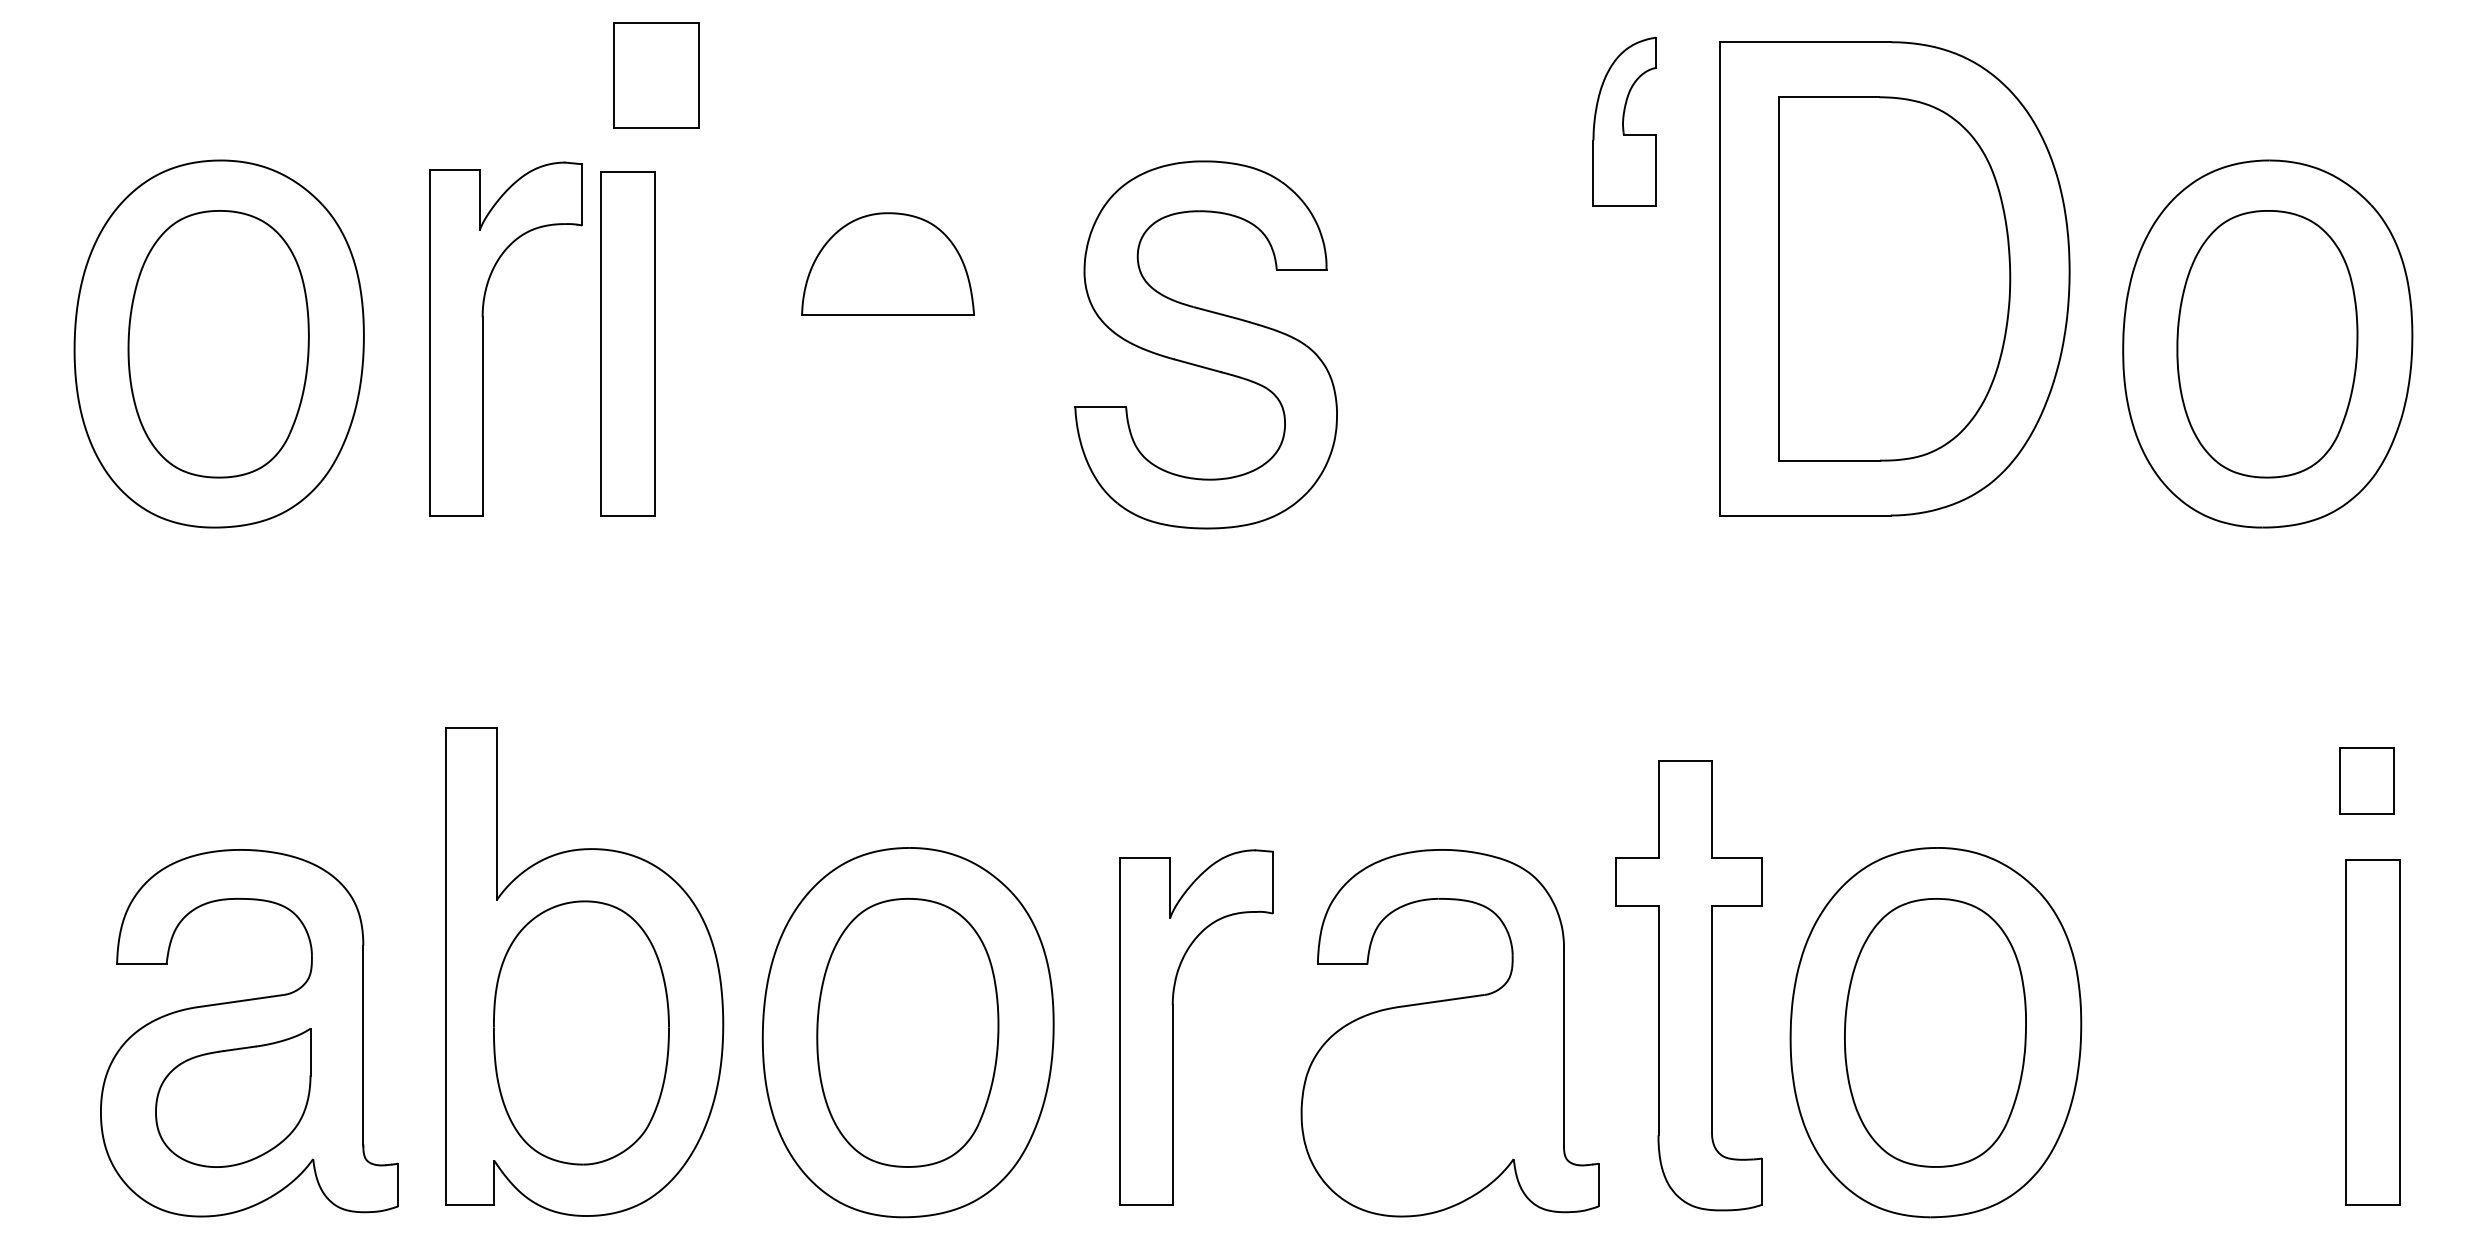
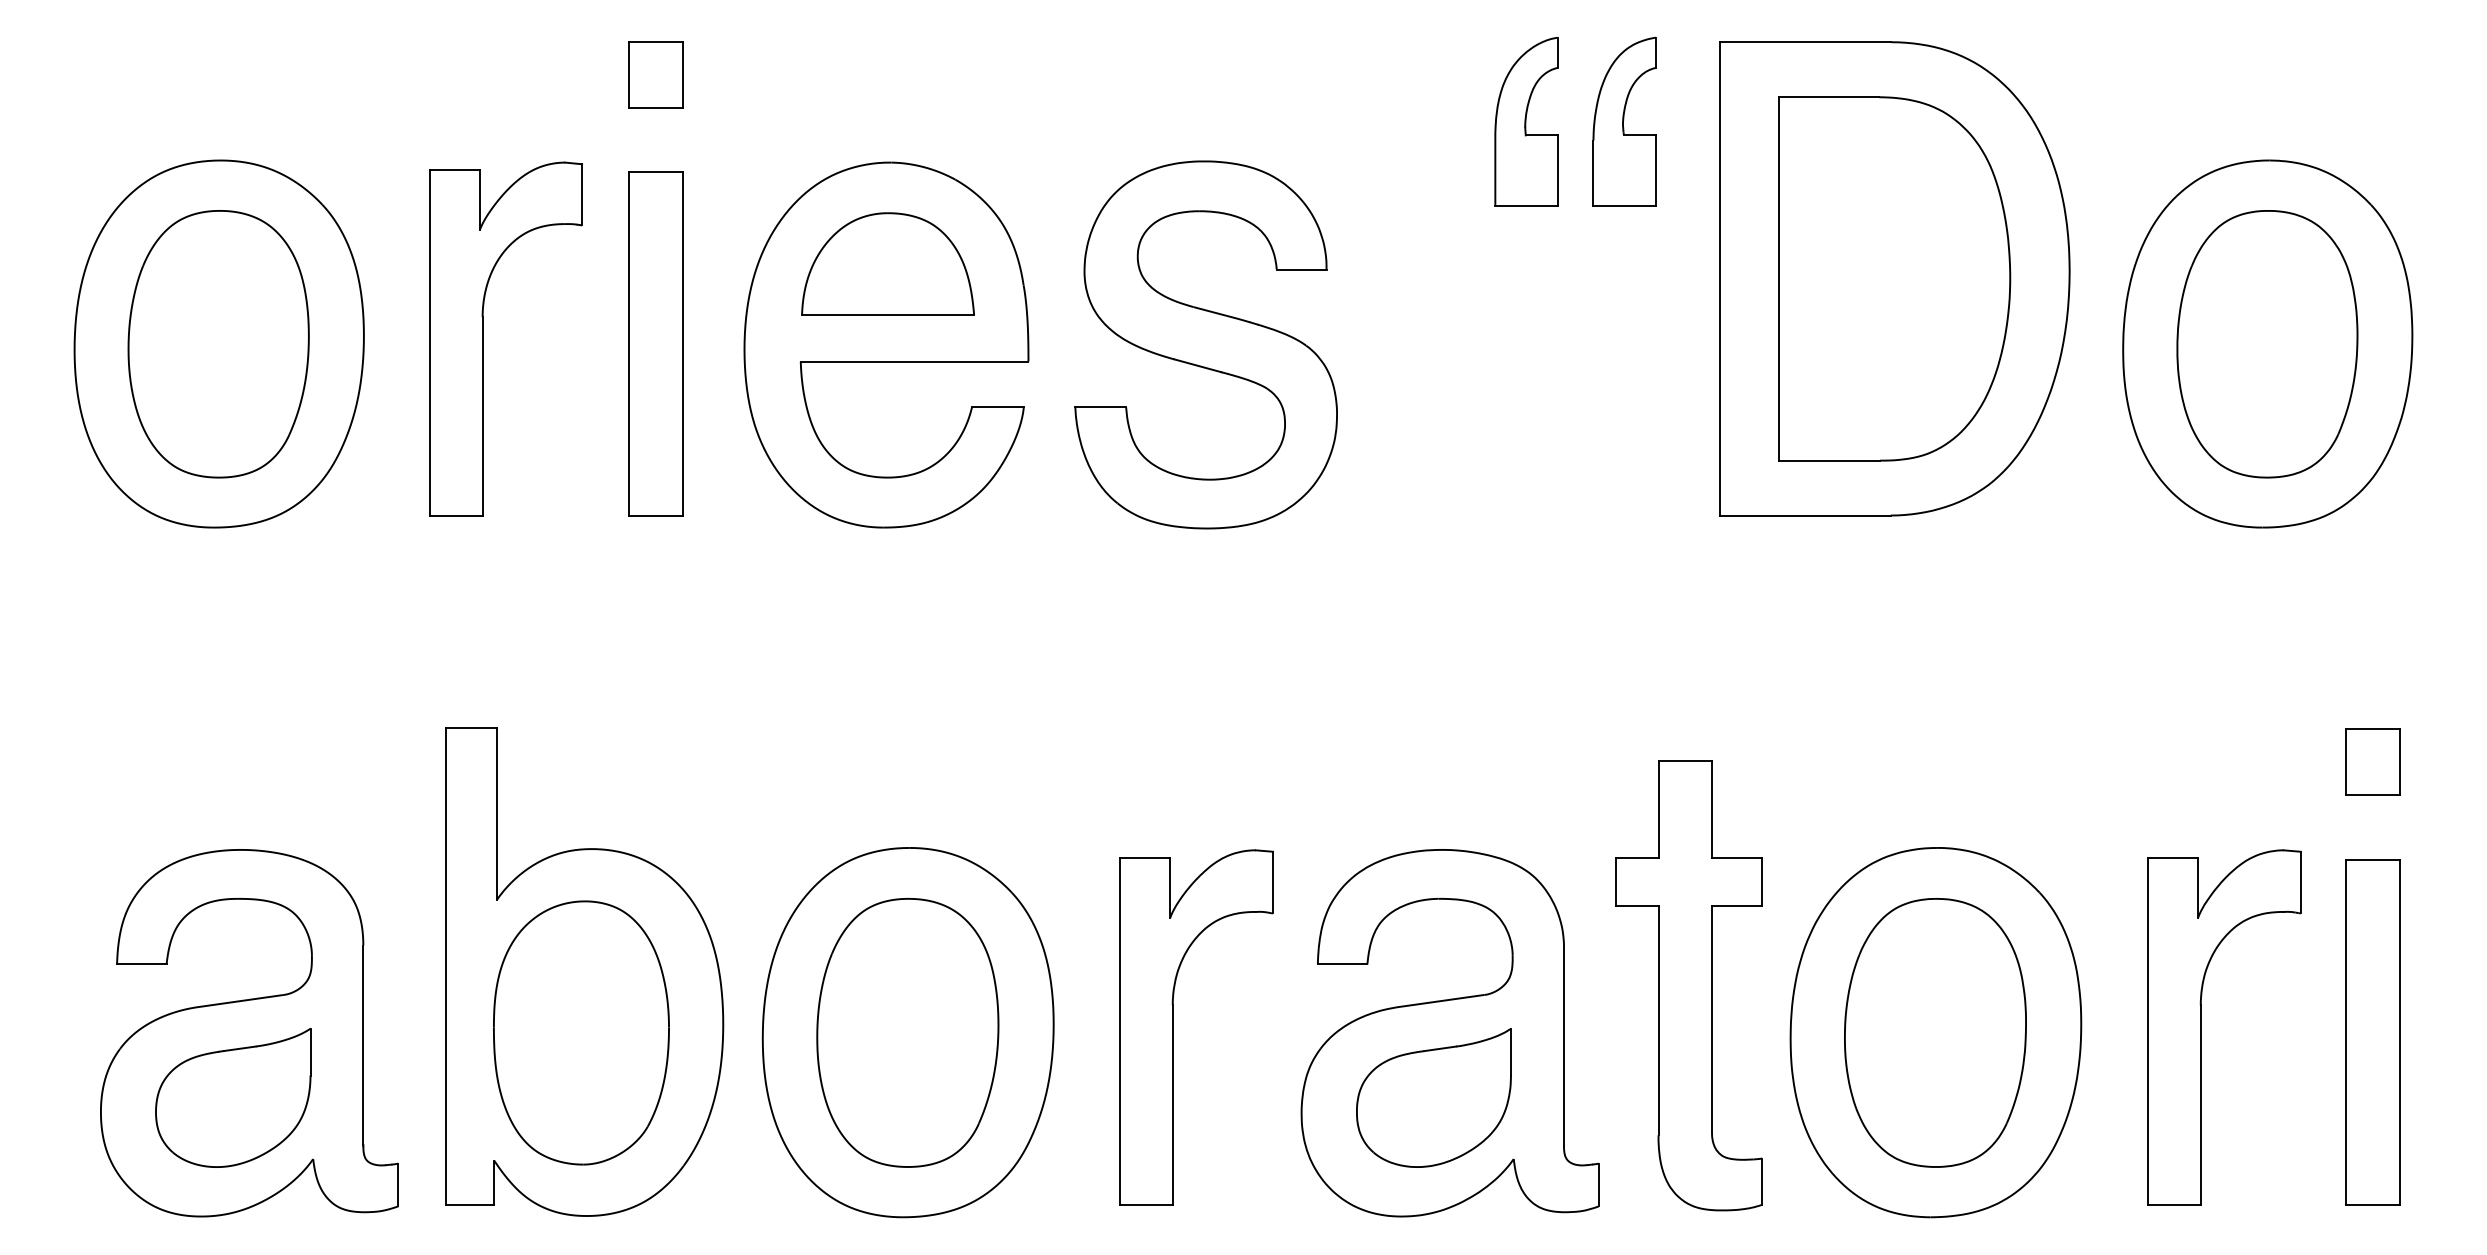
part size: 87x107 px -> 56x68 px (655, 74)
part: none -> present (1526, 121)
part position: (627, 343) -> (655, 343) (655, 343)
part: none -> present (886, 344)
part position: (2366, 780) -> (2372, 761) (2372, 761)
part: none -> present (2201, 1027)
part: none -> present (1433, 1097)
